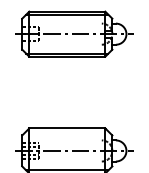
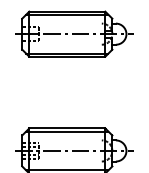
line: none -> present (67, 131)
